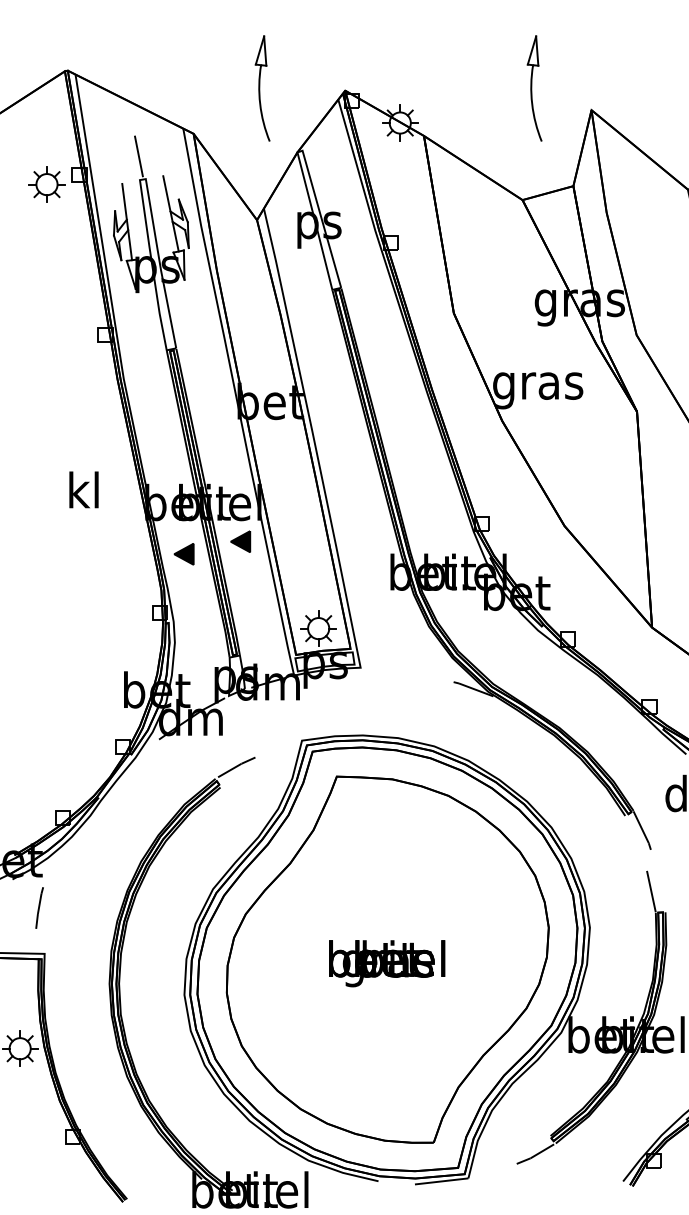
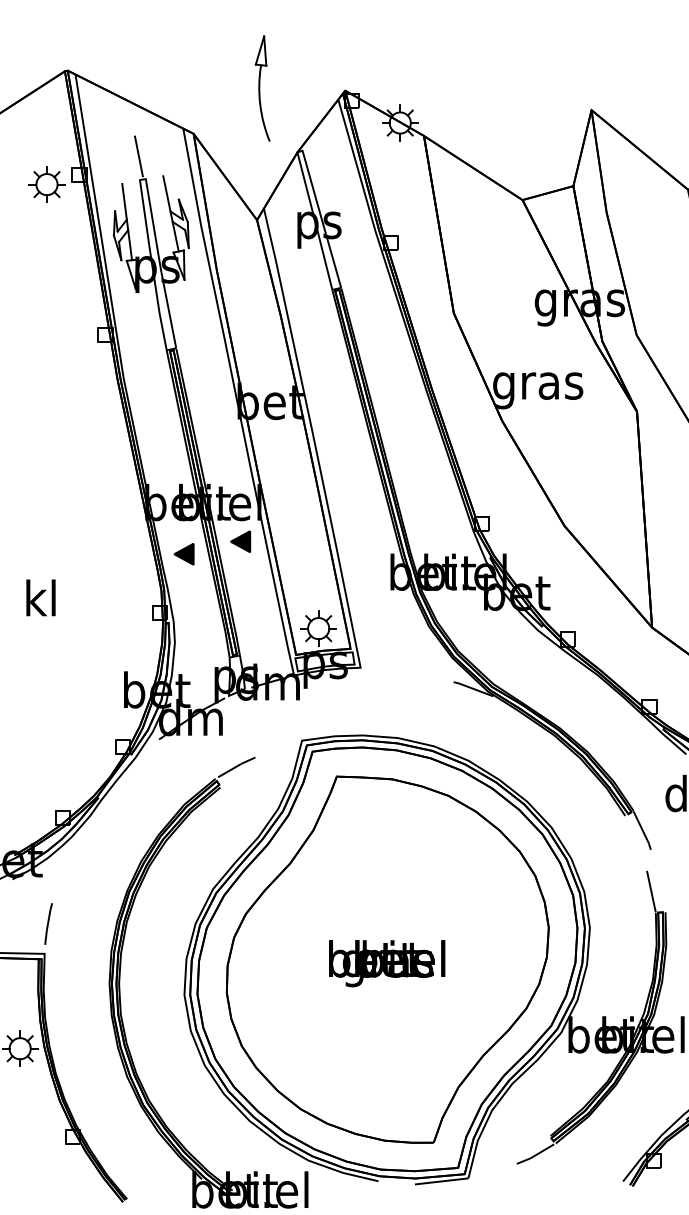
part: present -> none (534, 88)
text position: (83, 489) -> (40, 597) (40, 597)
line position: (39, 907) -> (48, 923) (48, 923)
